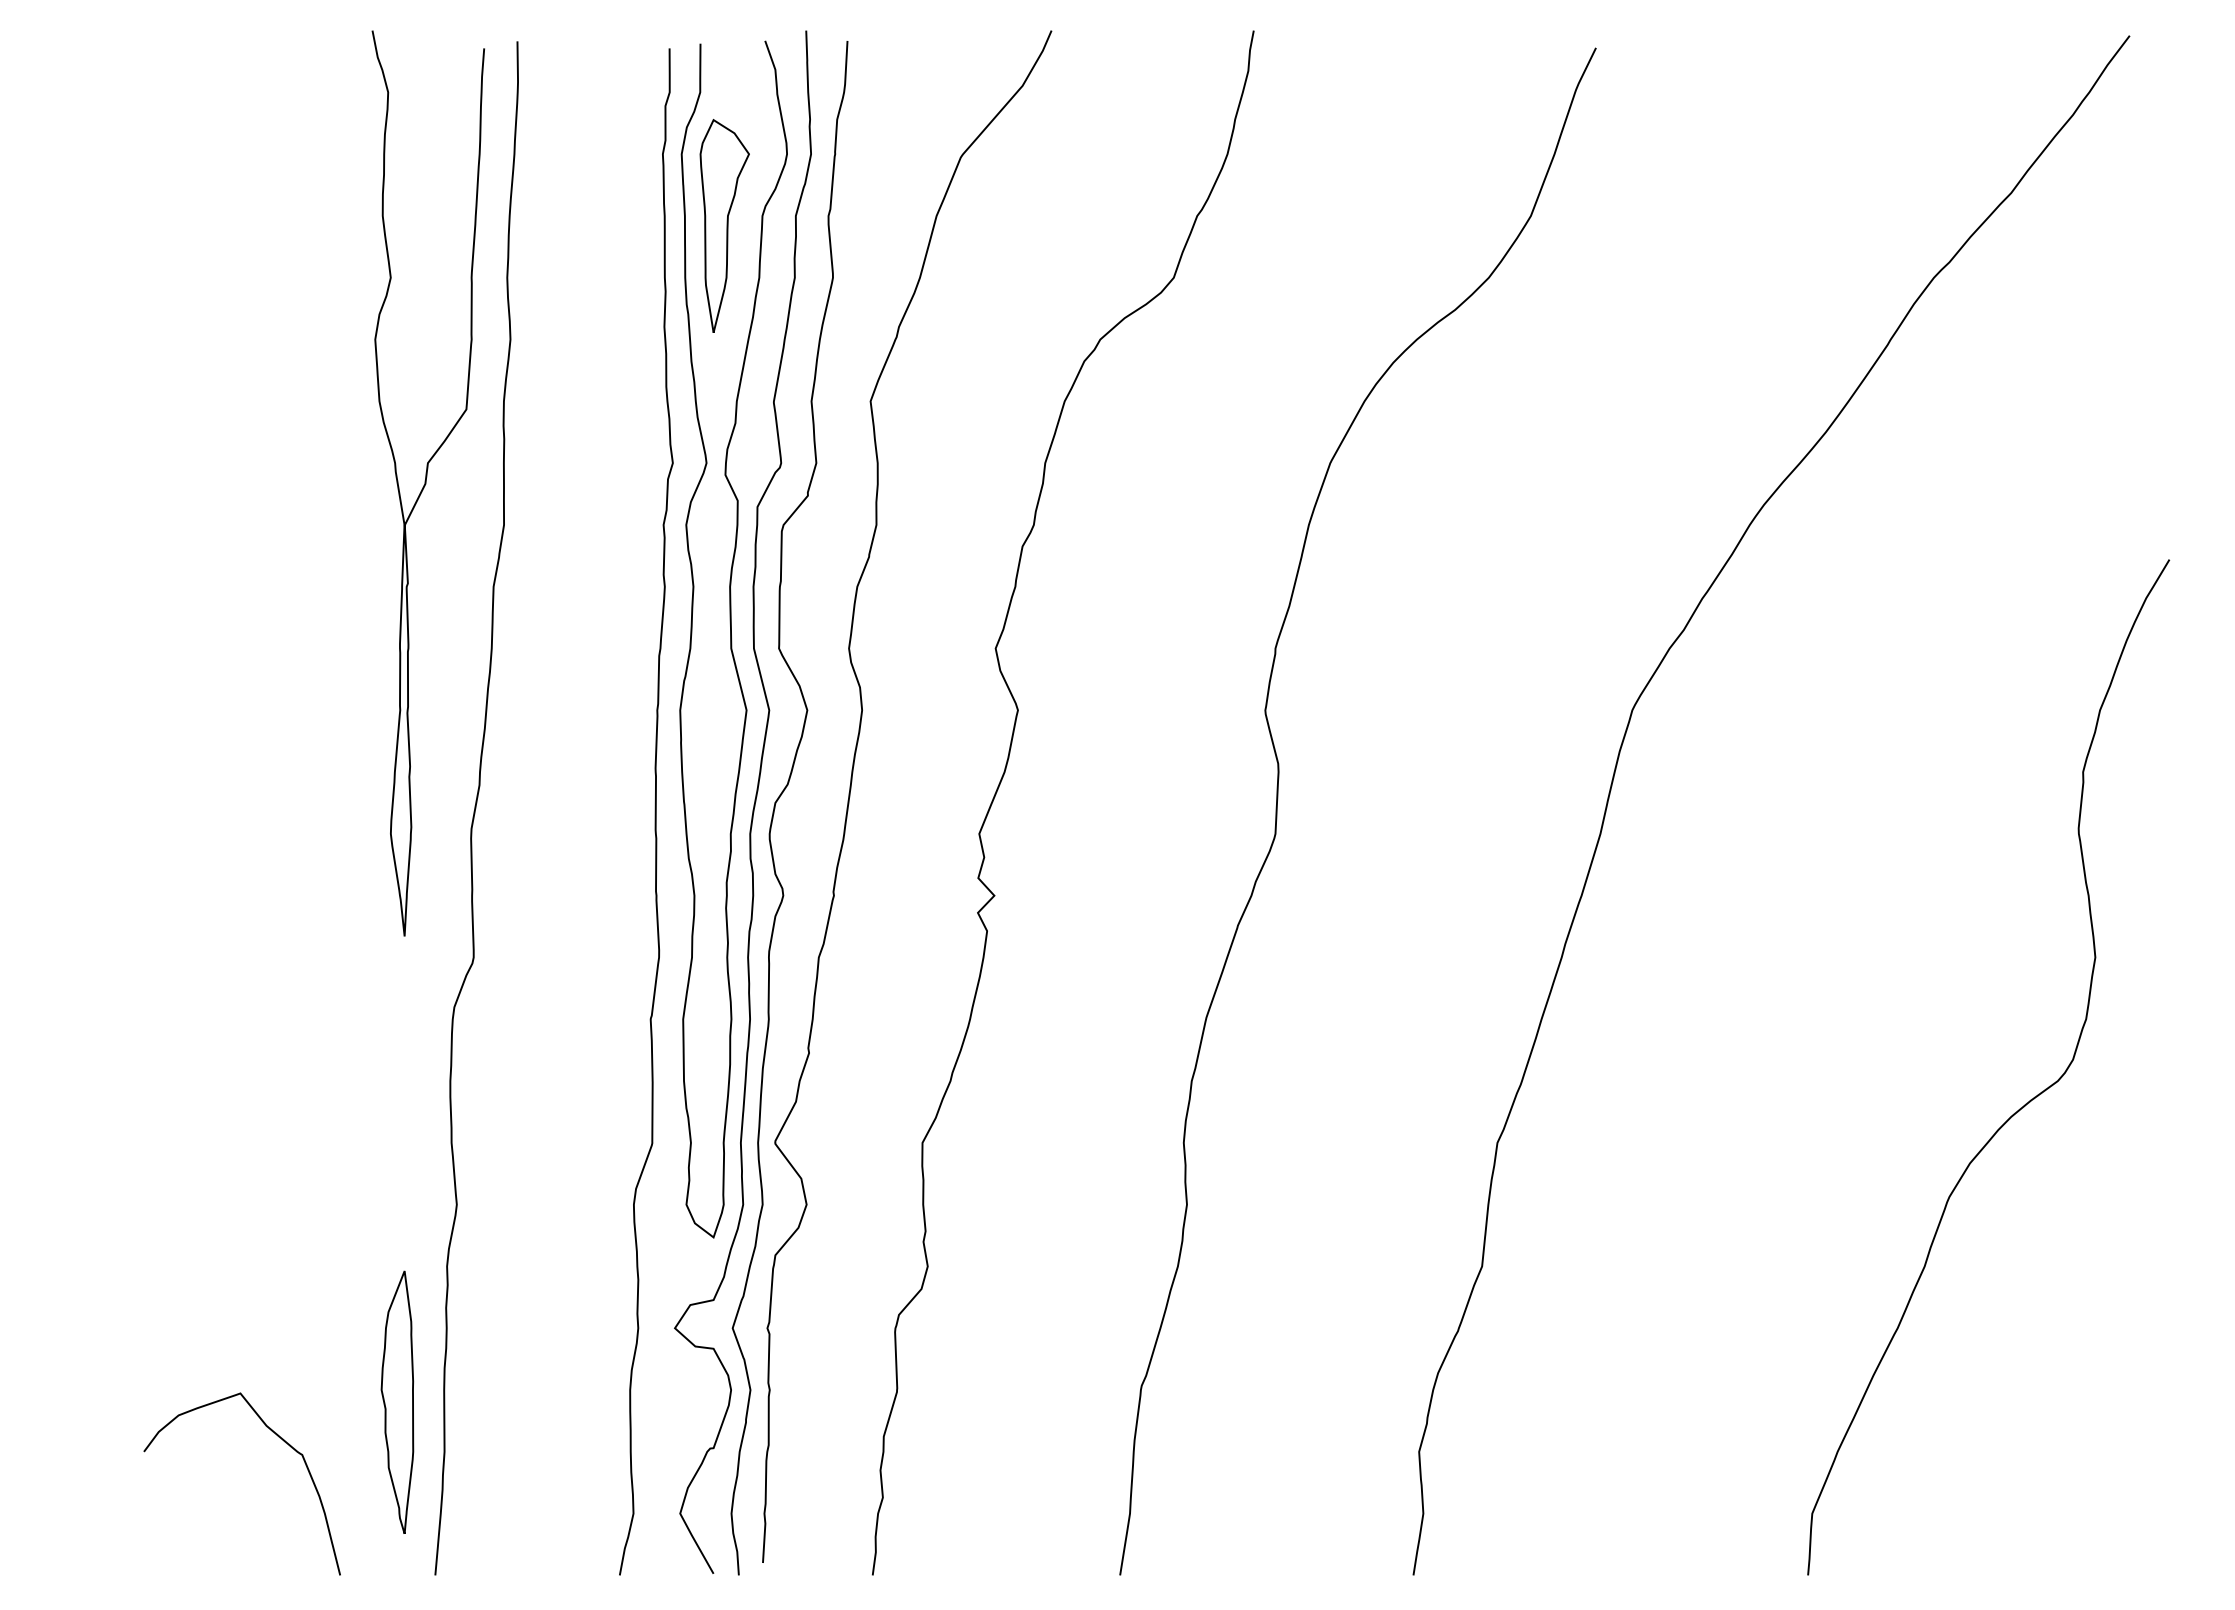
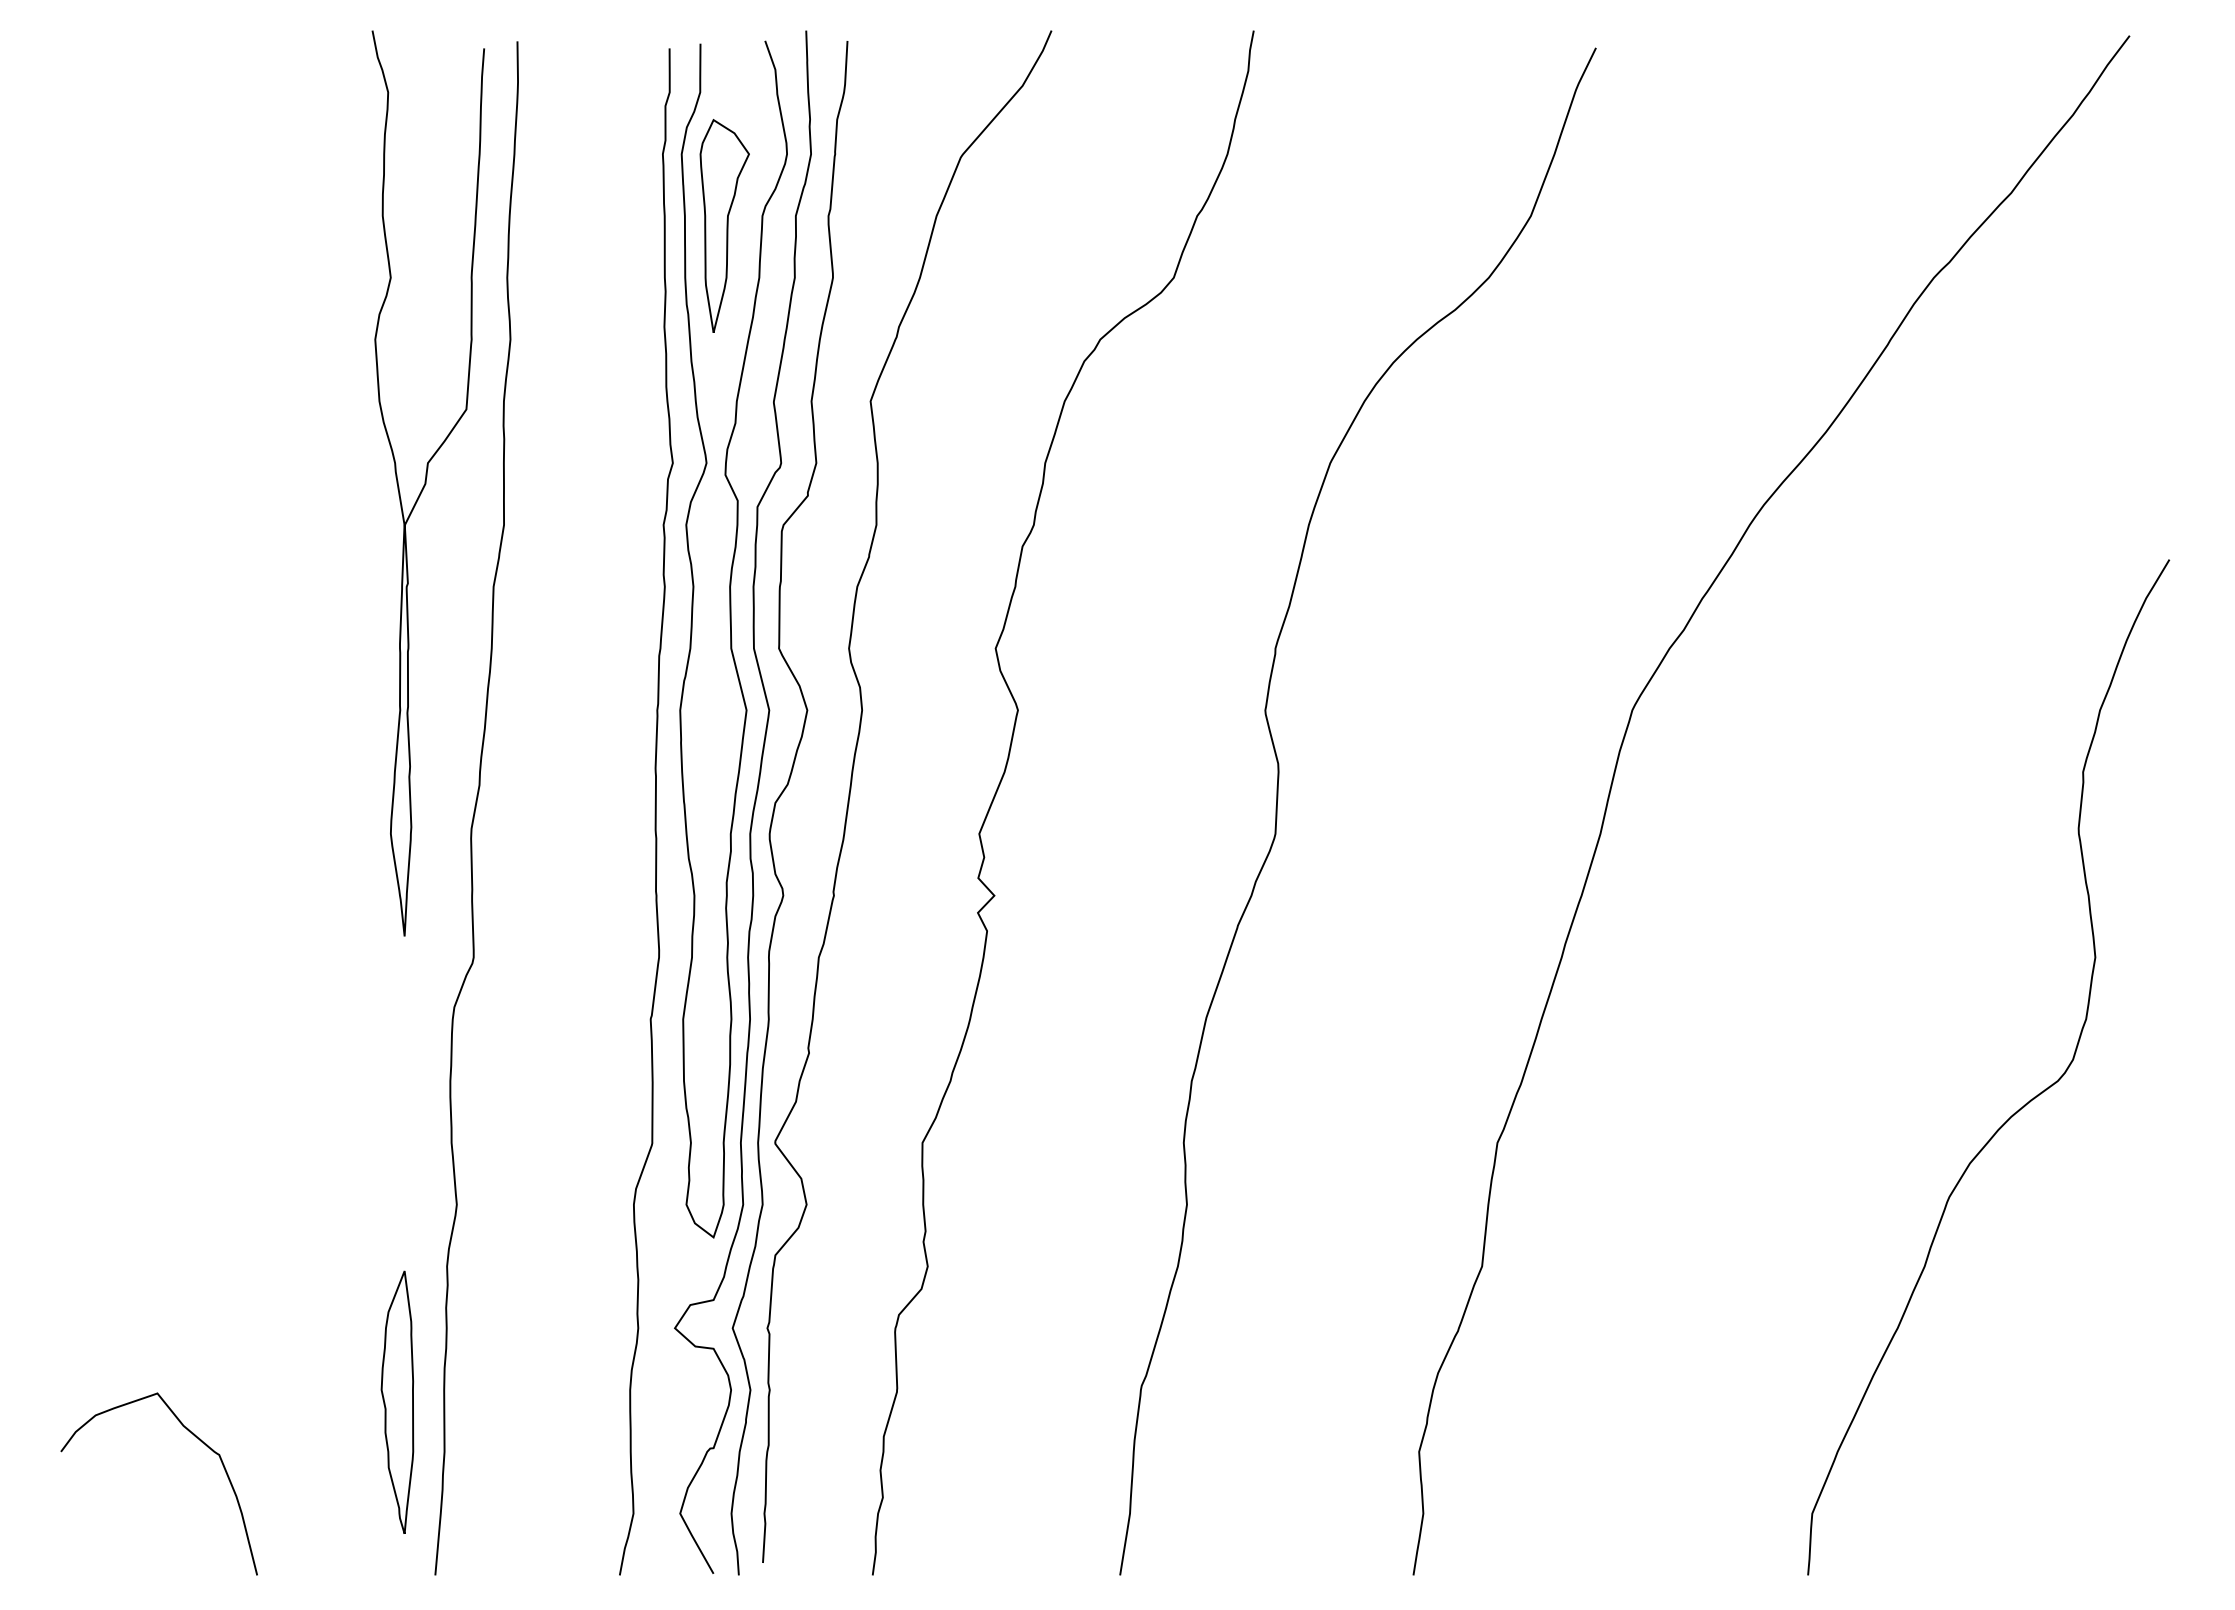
curve position: (278, 1437) -> (195, 1437) (195, 1437)
